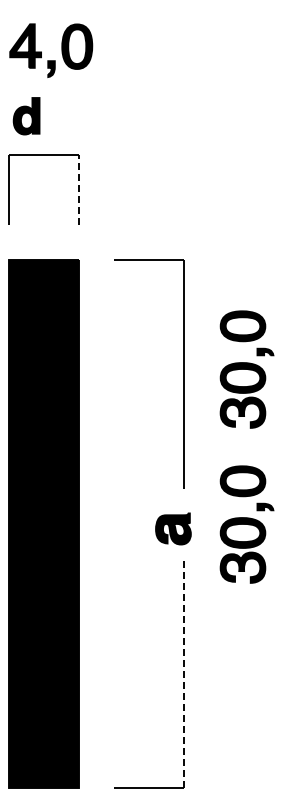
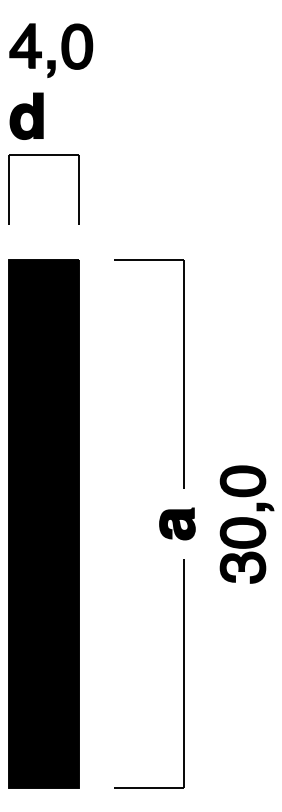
part size: 29x39 px -> 35x48 px (26, 115)
line: dashed -> solid (78, 189)
part: present -> none (246, 369)
part position: (173, 528) -> (177, 523) (177, 523)
line: dashed -> solid (184, 672)
